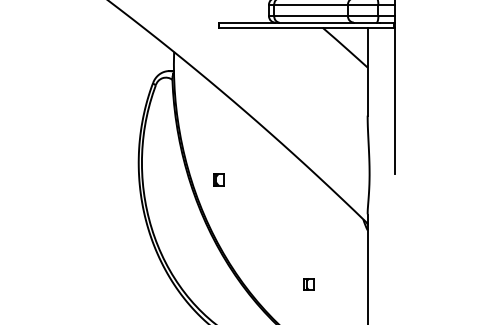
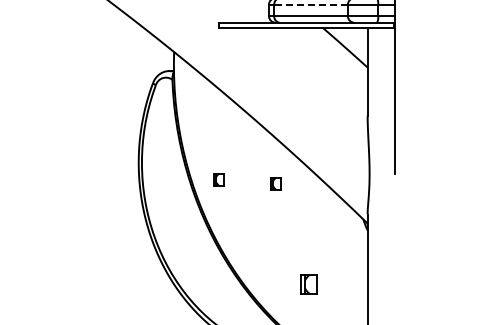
line: solid -> dashed (311, 4)
part: none -> present (275, 183)
part size: 12x13 px -> 18x21 px (308, 284)
